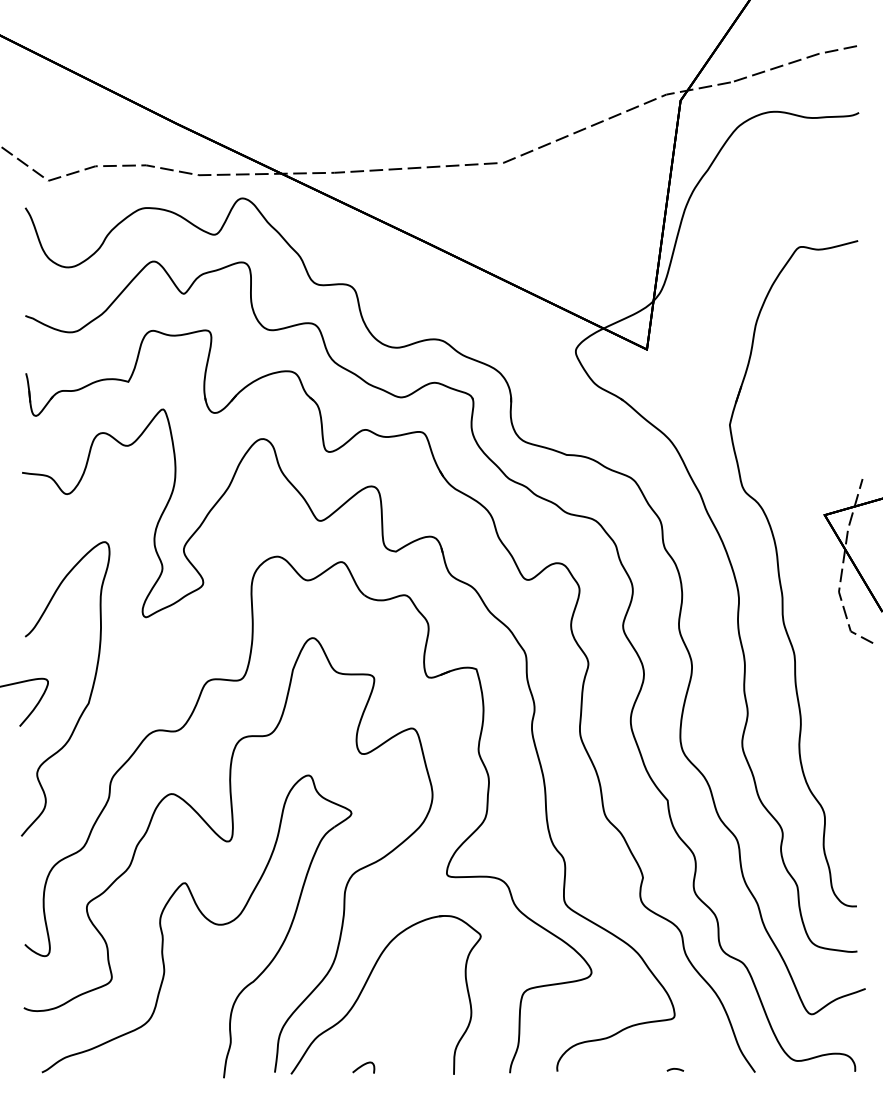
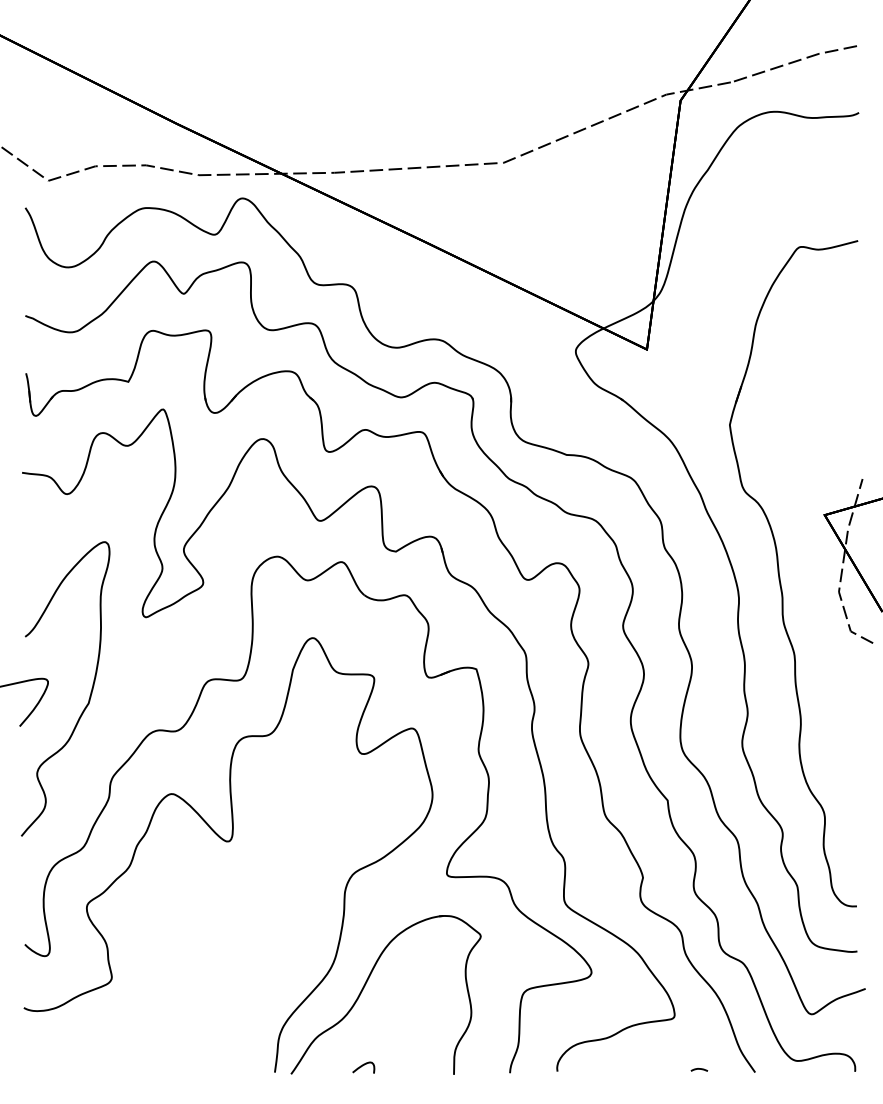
part: present -> none (204, 917)
curve position: (675, 1069) -> (699, 1069) (699, 1069)
